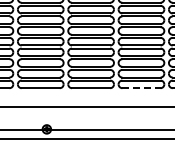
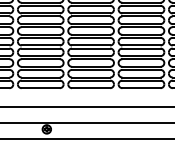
line: dashed -> solid (141, 88)
line position: (86, 130) -> (86, 123) (86, 123)
